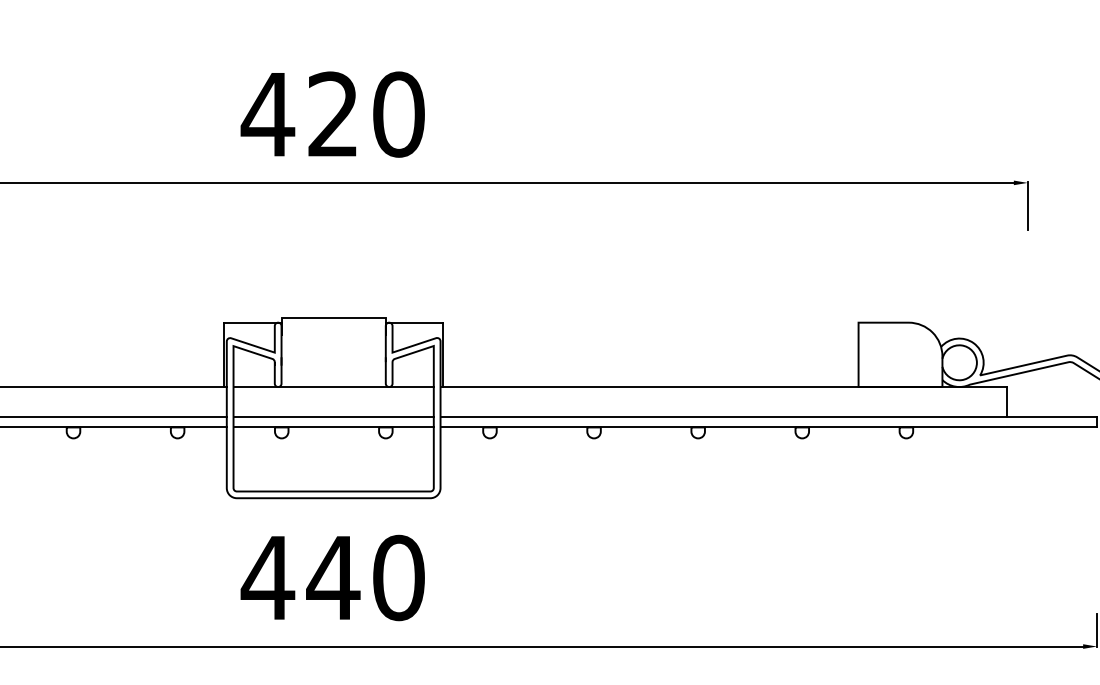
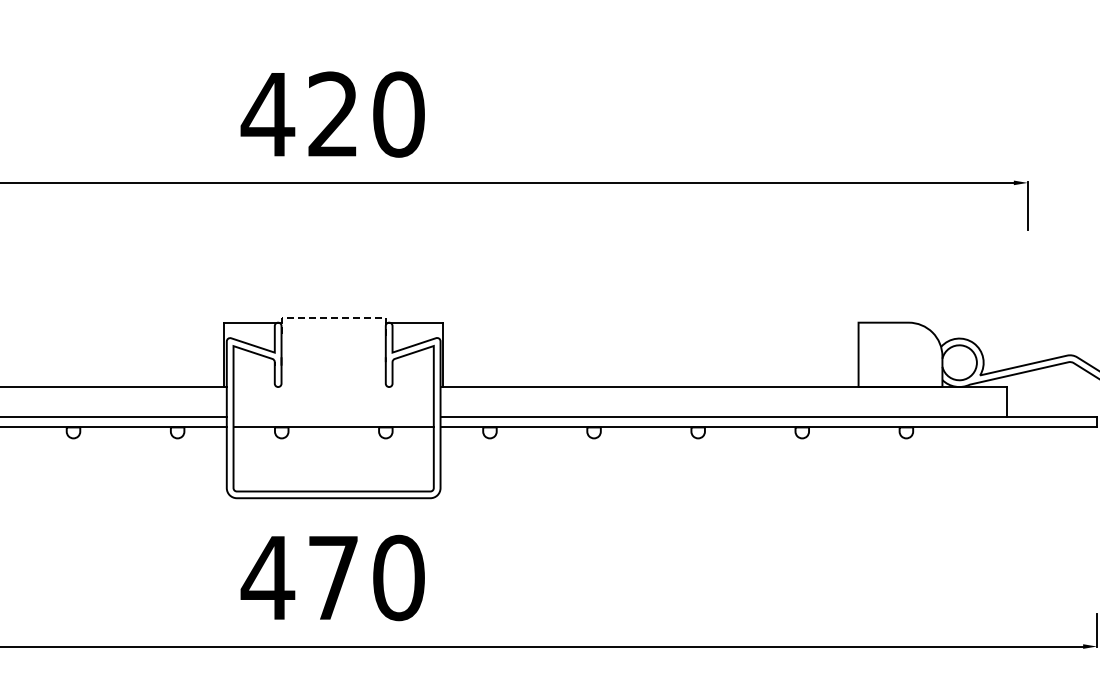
line: solid -> dashed (333, 317)
line: present -> none (333, 387)
line: present -> none (333, 417)
text: 440 -> 470 (333, 577)
